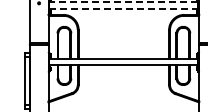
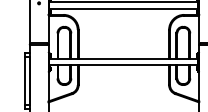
line: dashed -> solid (123, 2)
line: dashed -> solid (124, 8)
